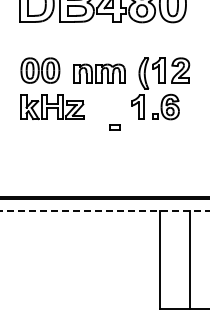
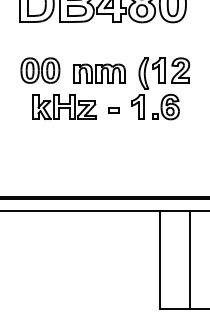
part position: (52, 107) -> (64, 107) (64, 107)
part position: (114, 127) -> (113, 110) (113, 110)
line: dashed -> solid (105, 211)
